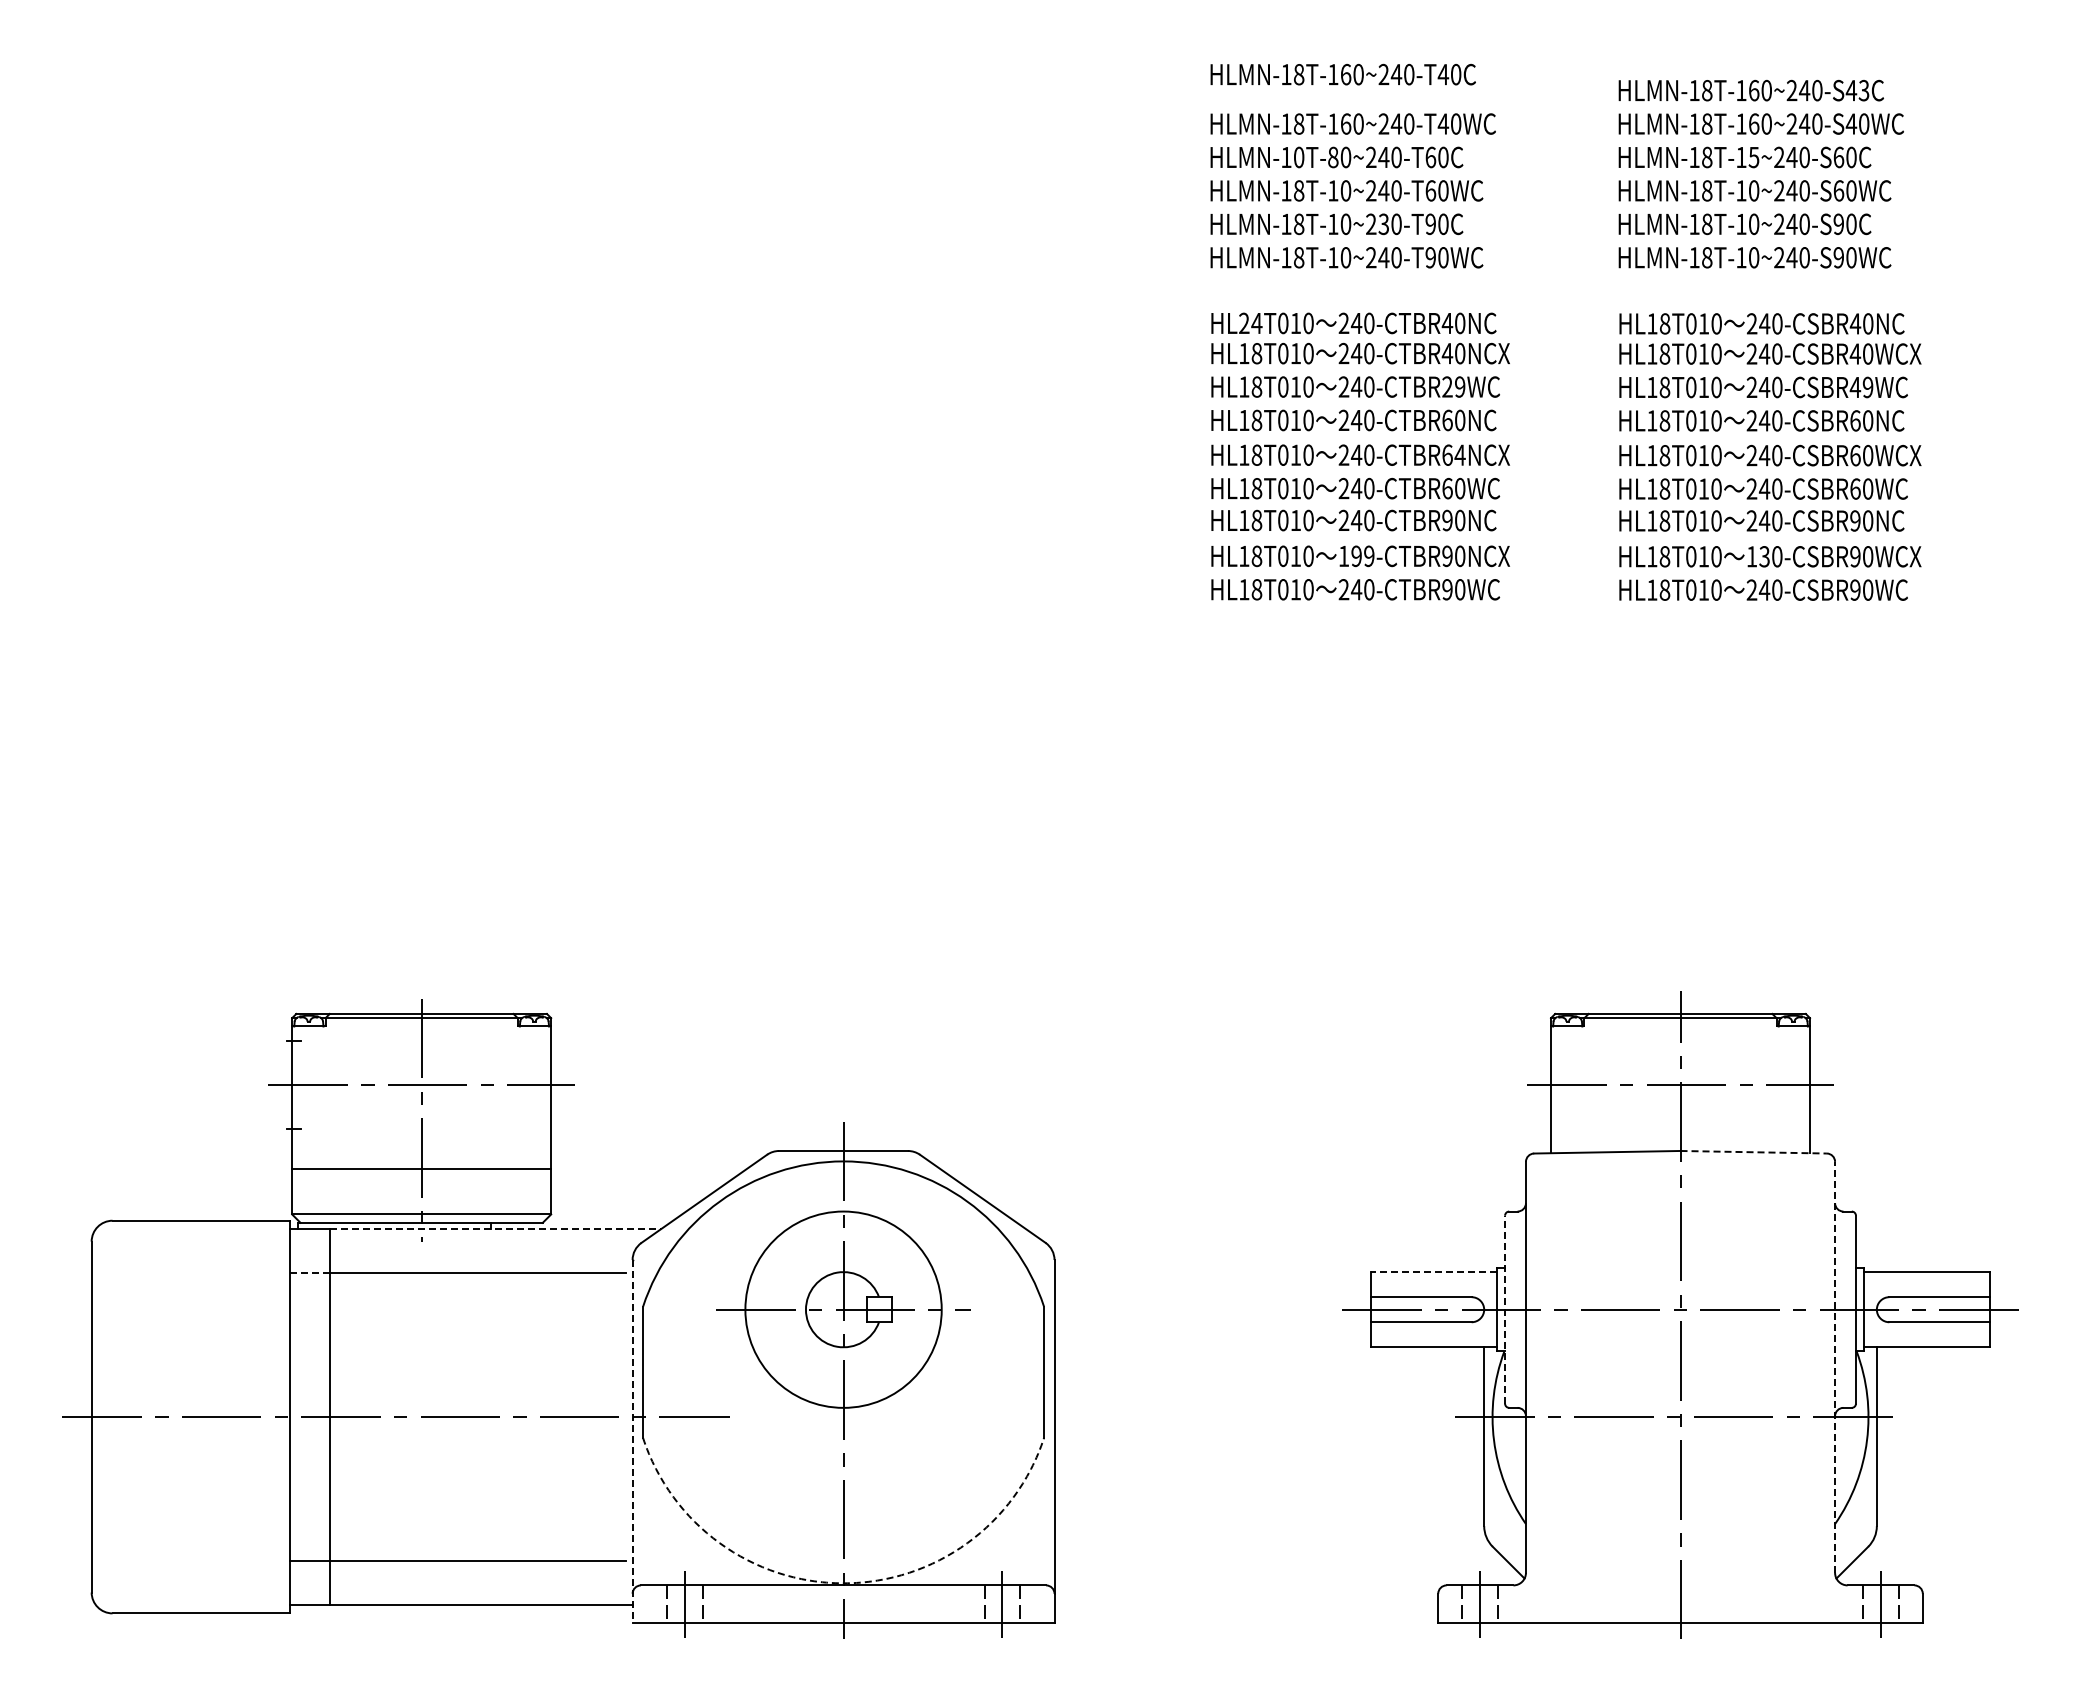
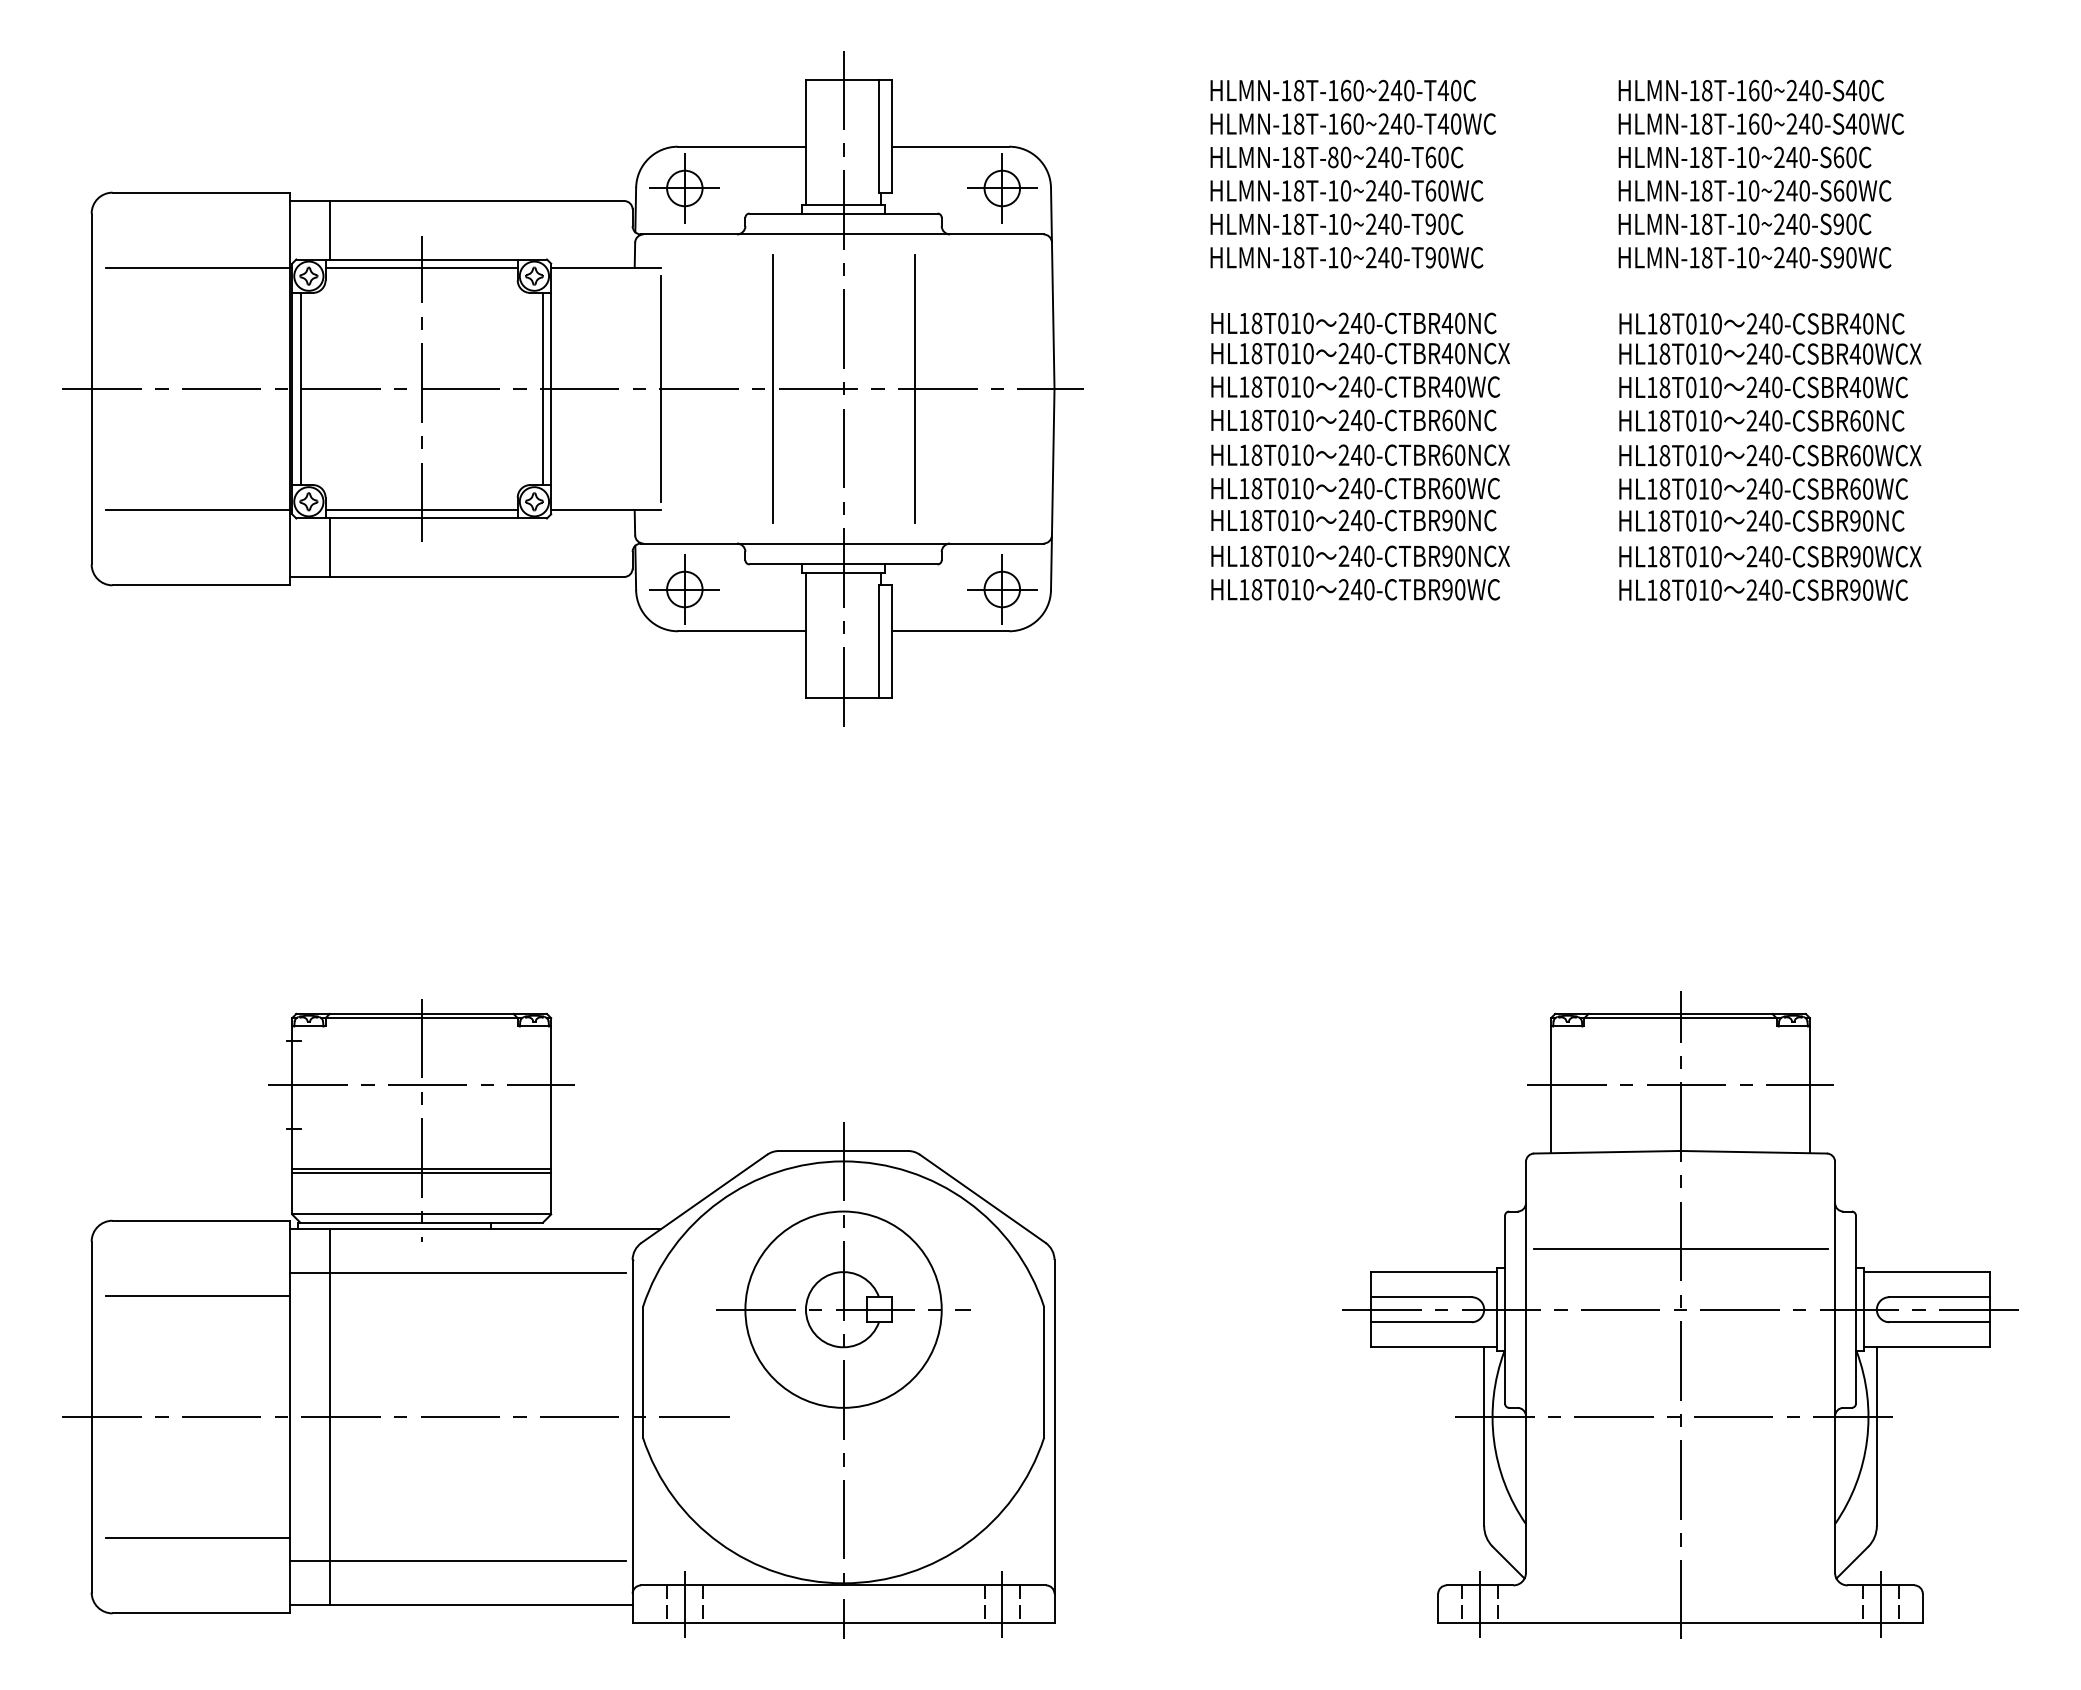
text position: (1342, 74) -> (1342, 90) (1342, 90)
text: HLMN-18T-160~240-S43C -> HLMN-18T-160~240-S40C (1863, 90)
text: HLMN-10T-80~240-T60C -> HLMN-18T-80~240-T60C (1299, 157)
text: HLMN-18T-15~240-S60C -> HLMN-18T-10~240-S60C (1753, 157)
text: HLMN-18T-10~230-T90C -> HLMN-18T-10~240-T90C (1383, 224)
text: HL24T010 -> HL18T010 (1250, 323)
text: 240-CTBR29WC -> 240-CTBR40WC (1453, 386)
text: 240-CSBR49WC -> 240-CSBR40WC (1867, 387)
part: none -> present (572, 388)
text: 240-CTBR64NCX -> 240-CTBR60NCX (1459, 454)
text: 199-CTBR90NCX -> 240-CTBR90NCX (1356, 556)
text: 130-CSBR90WCX -> 240-CSBR90WCX (1758, 556)
line: dashed -> solid (1754, 1152)
line: none -> present (421, 1172)
line: dashed -> solid (495, 1229)
line: none -> present (1680, 1249)
line: dashed -> solid (1434, 1272)
line: dashed -> solid (309, 1273)
line: none -> present (198, 1295)
line: dashed -> solid (1505, 1309)
line: dashed -> solid (1835, 1366)
line: dashed -> solid (632, 1441)
line: none -> present (198, 1538)
arc: dashed -> solid (843, 1583)
